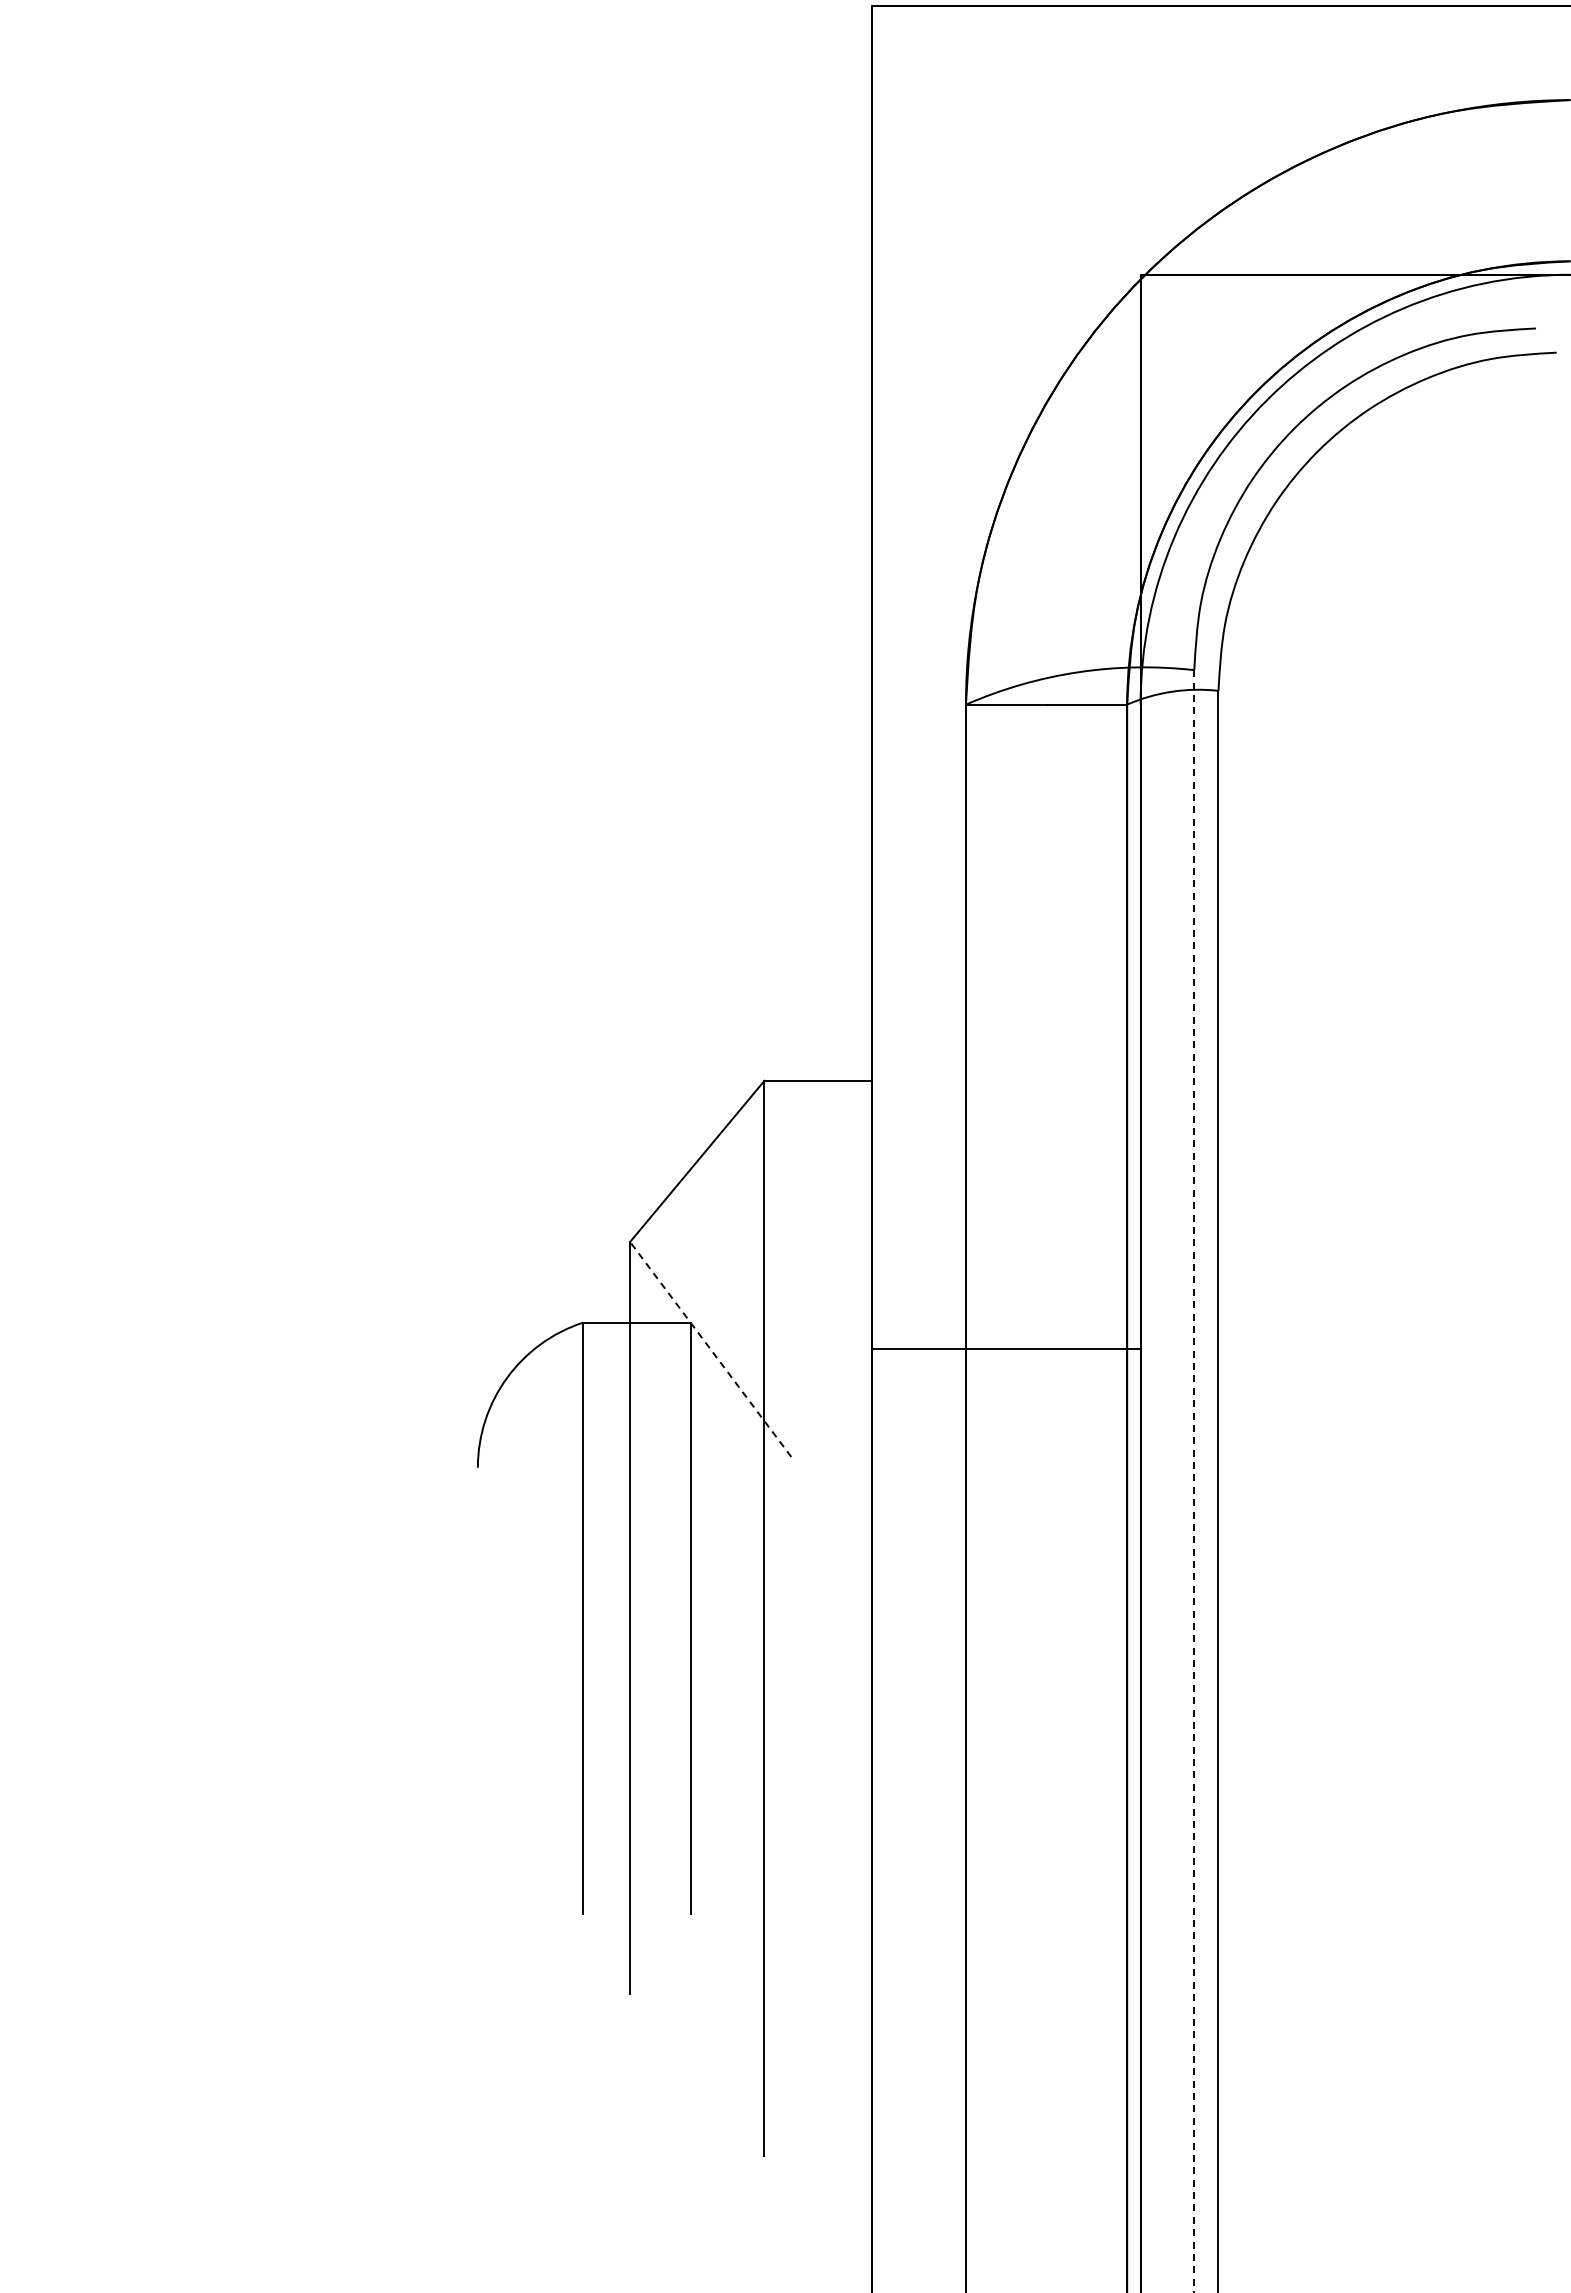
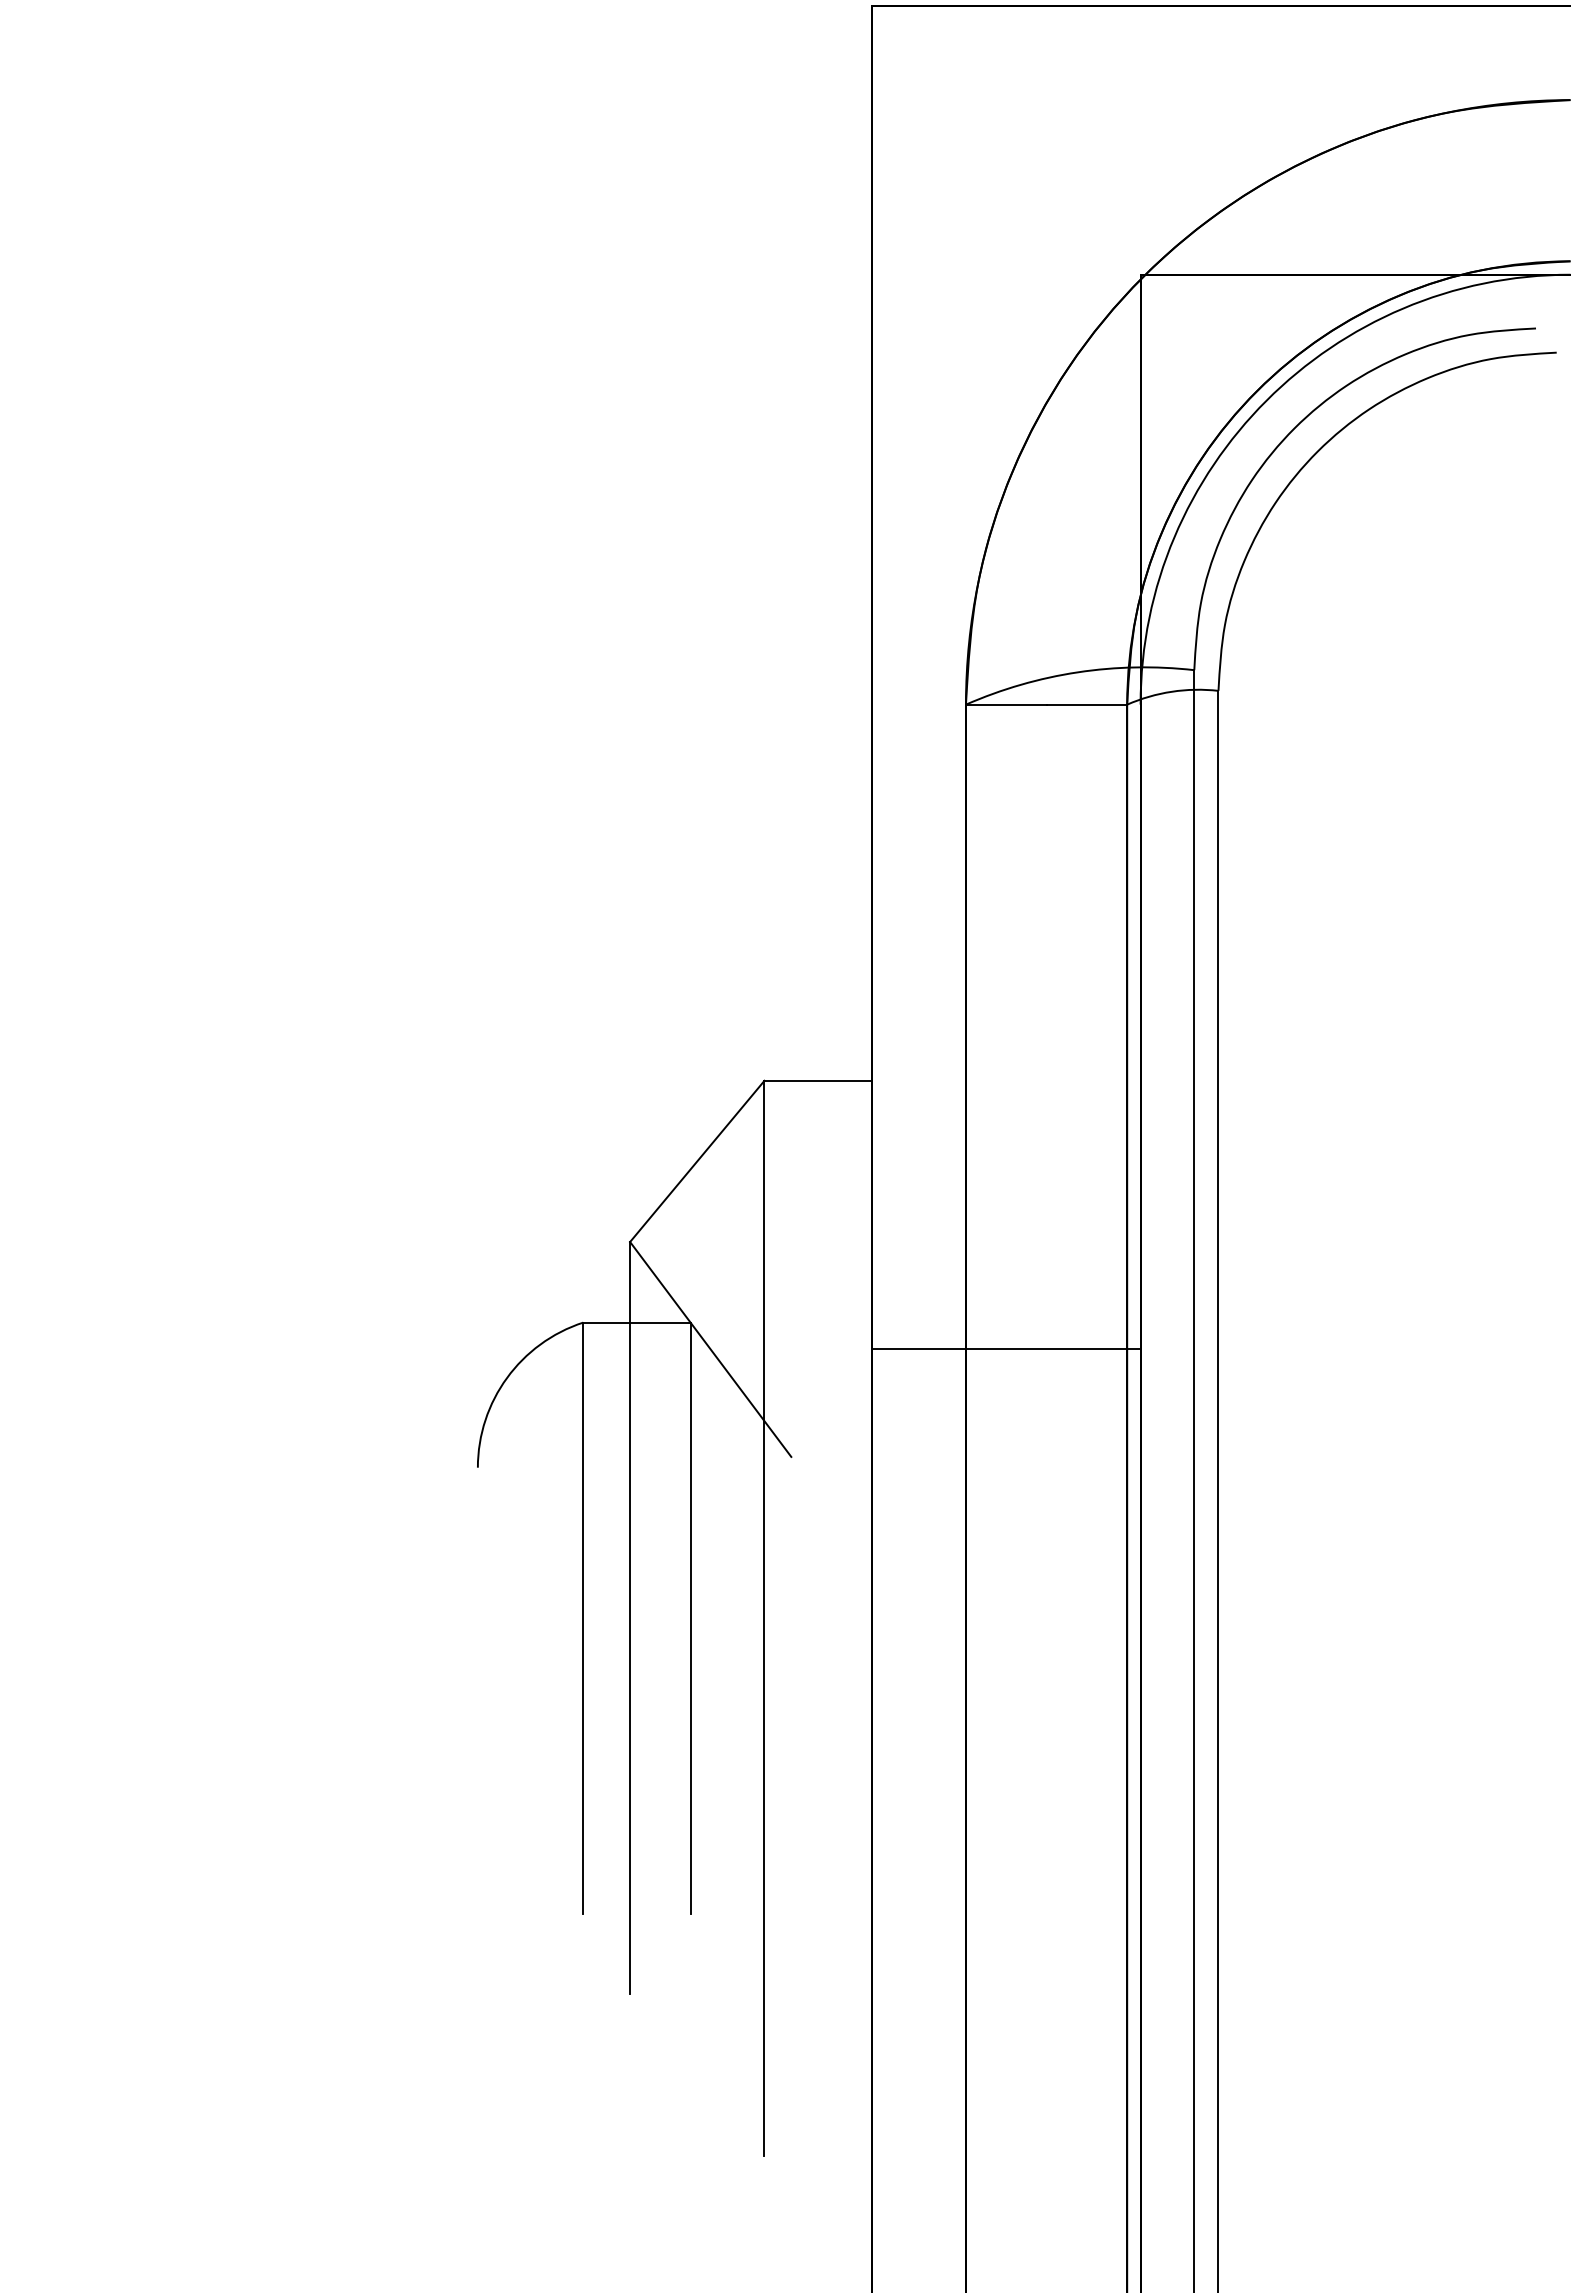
line: dashed -> solid (710, 1349)
line: dashed -> solid (1194, 1482)
